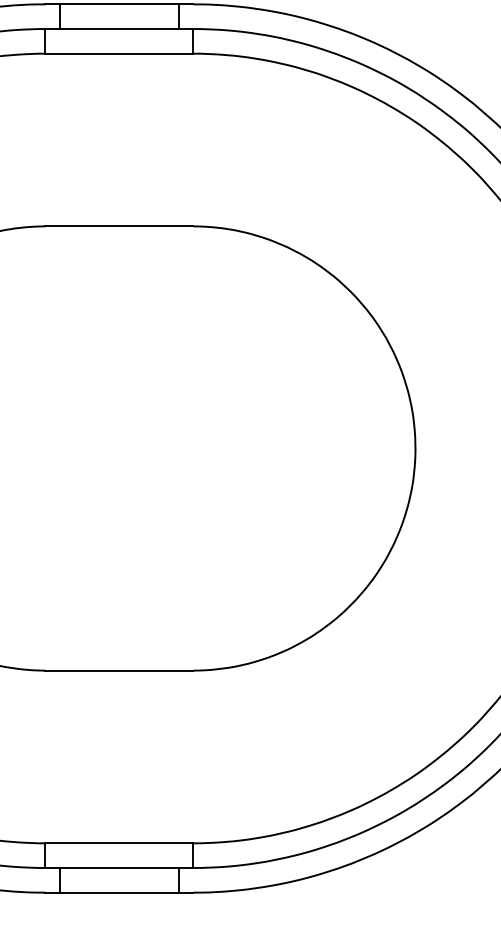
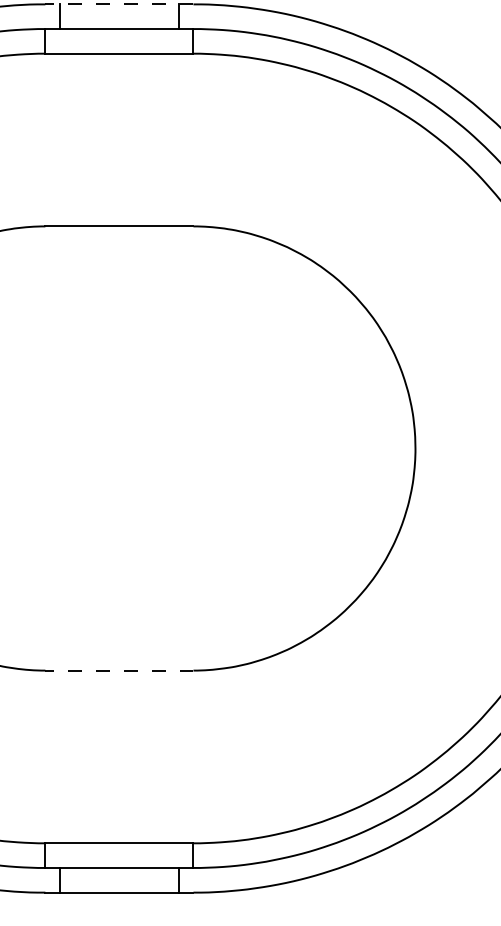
line: solid -> dashed (118, 4)
line: solid -> dashed (118, 670)
